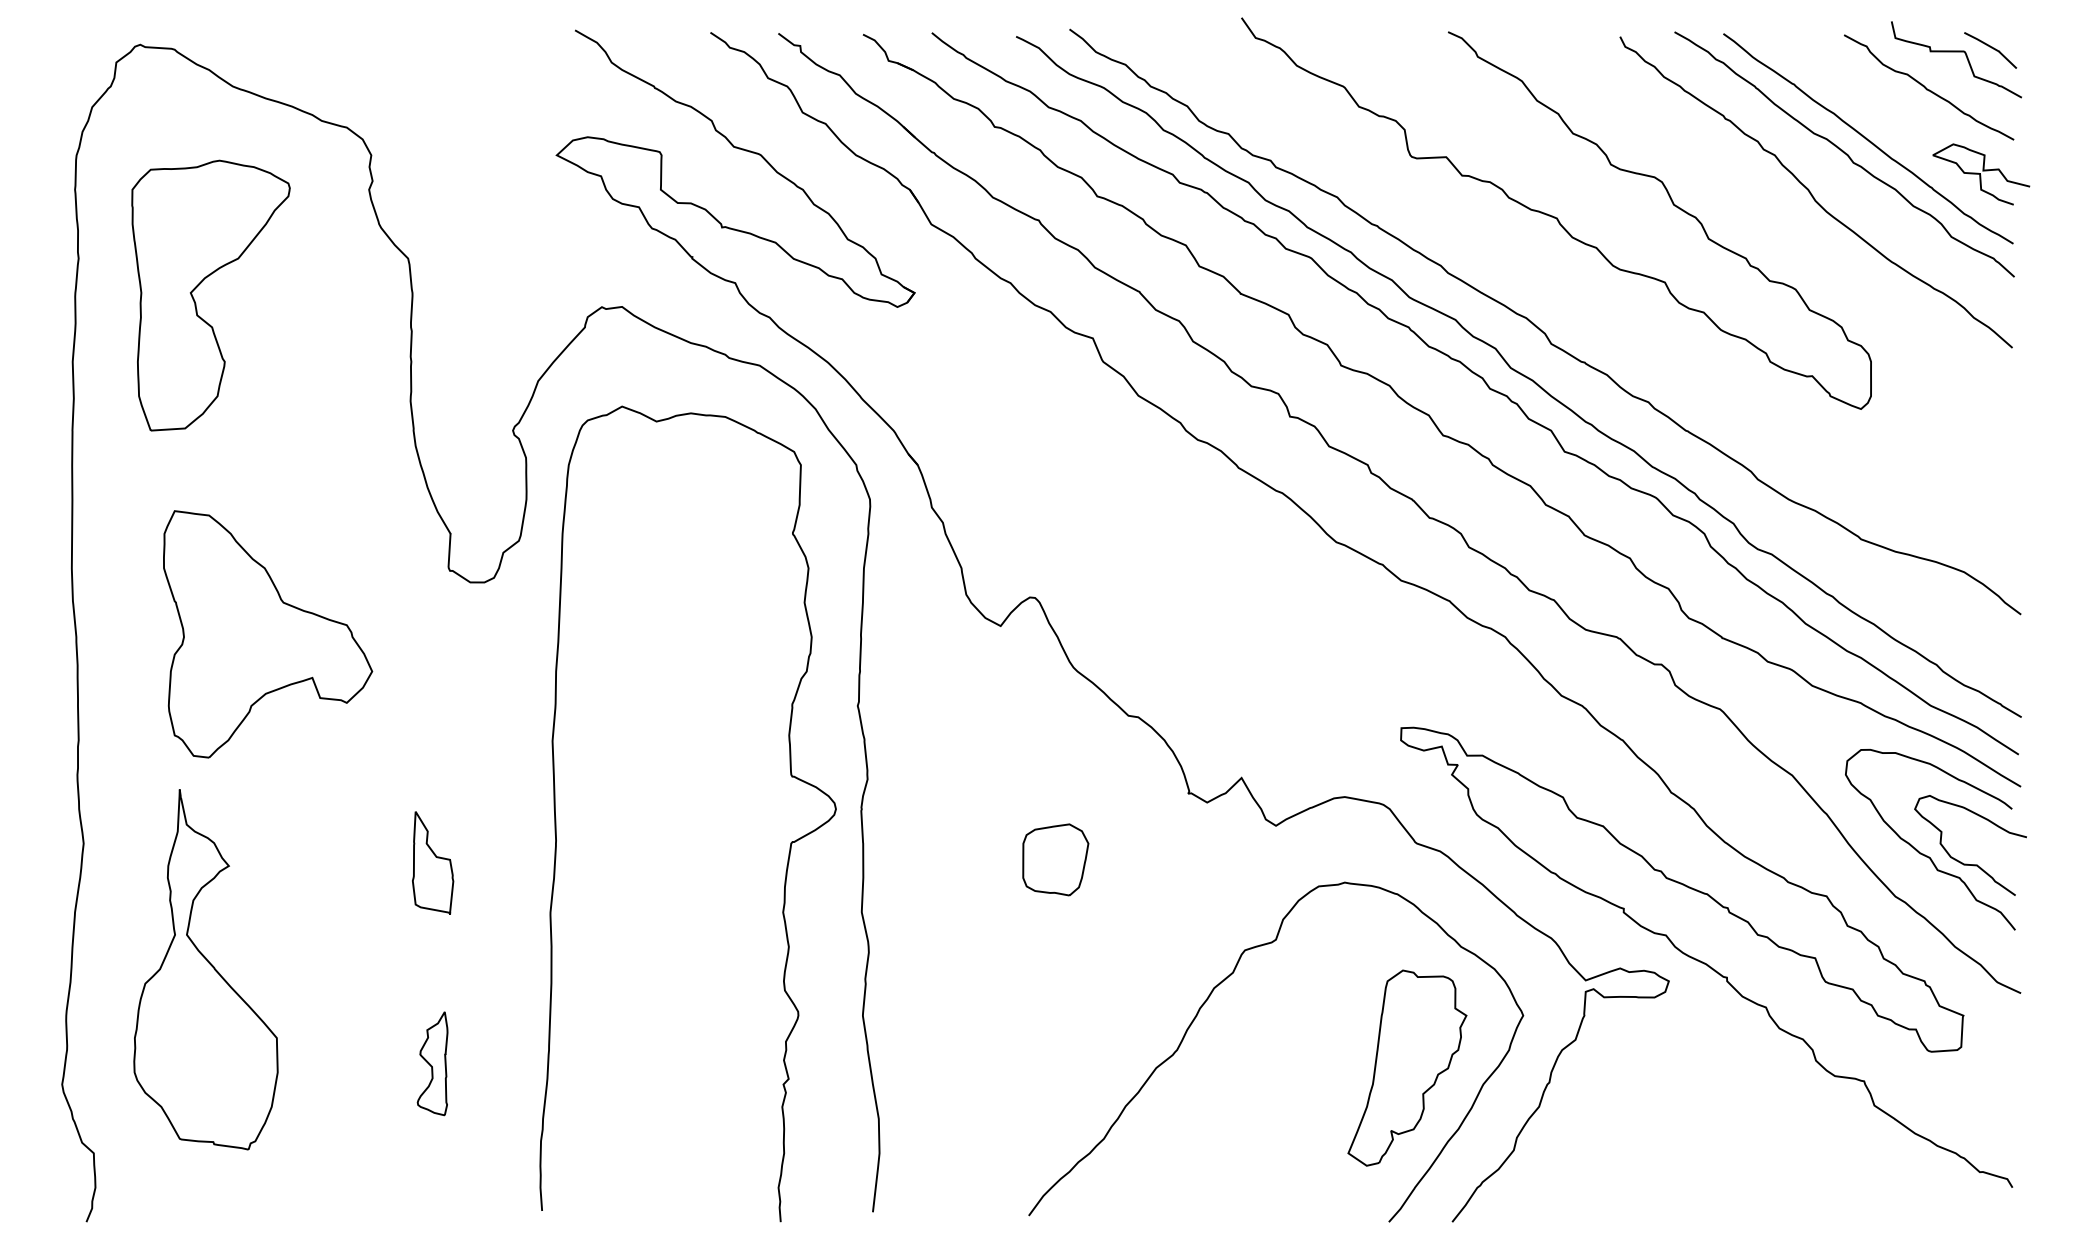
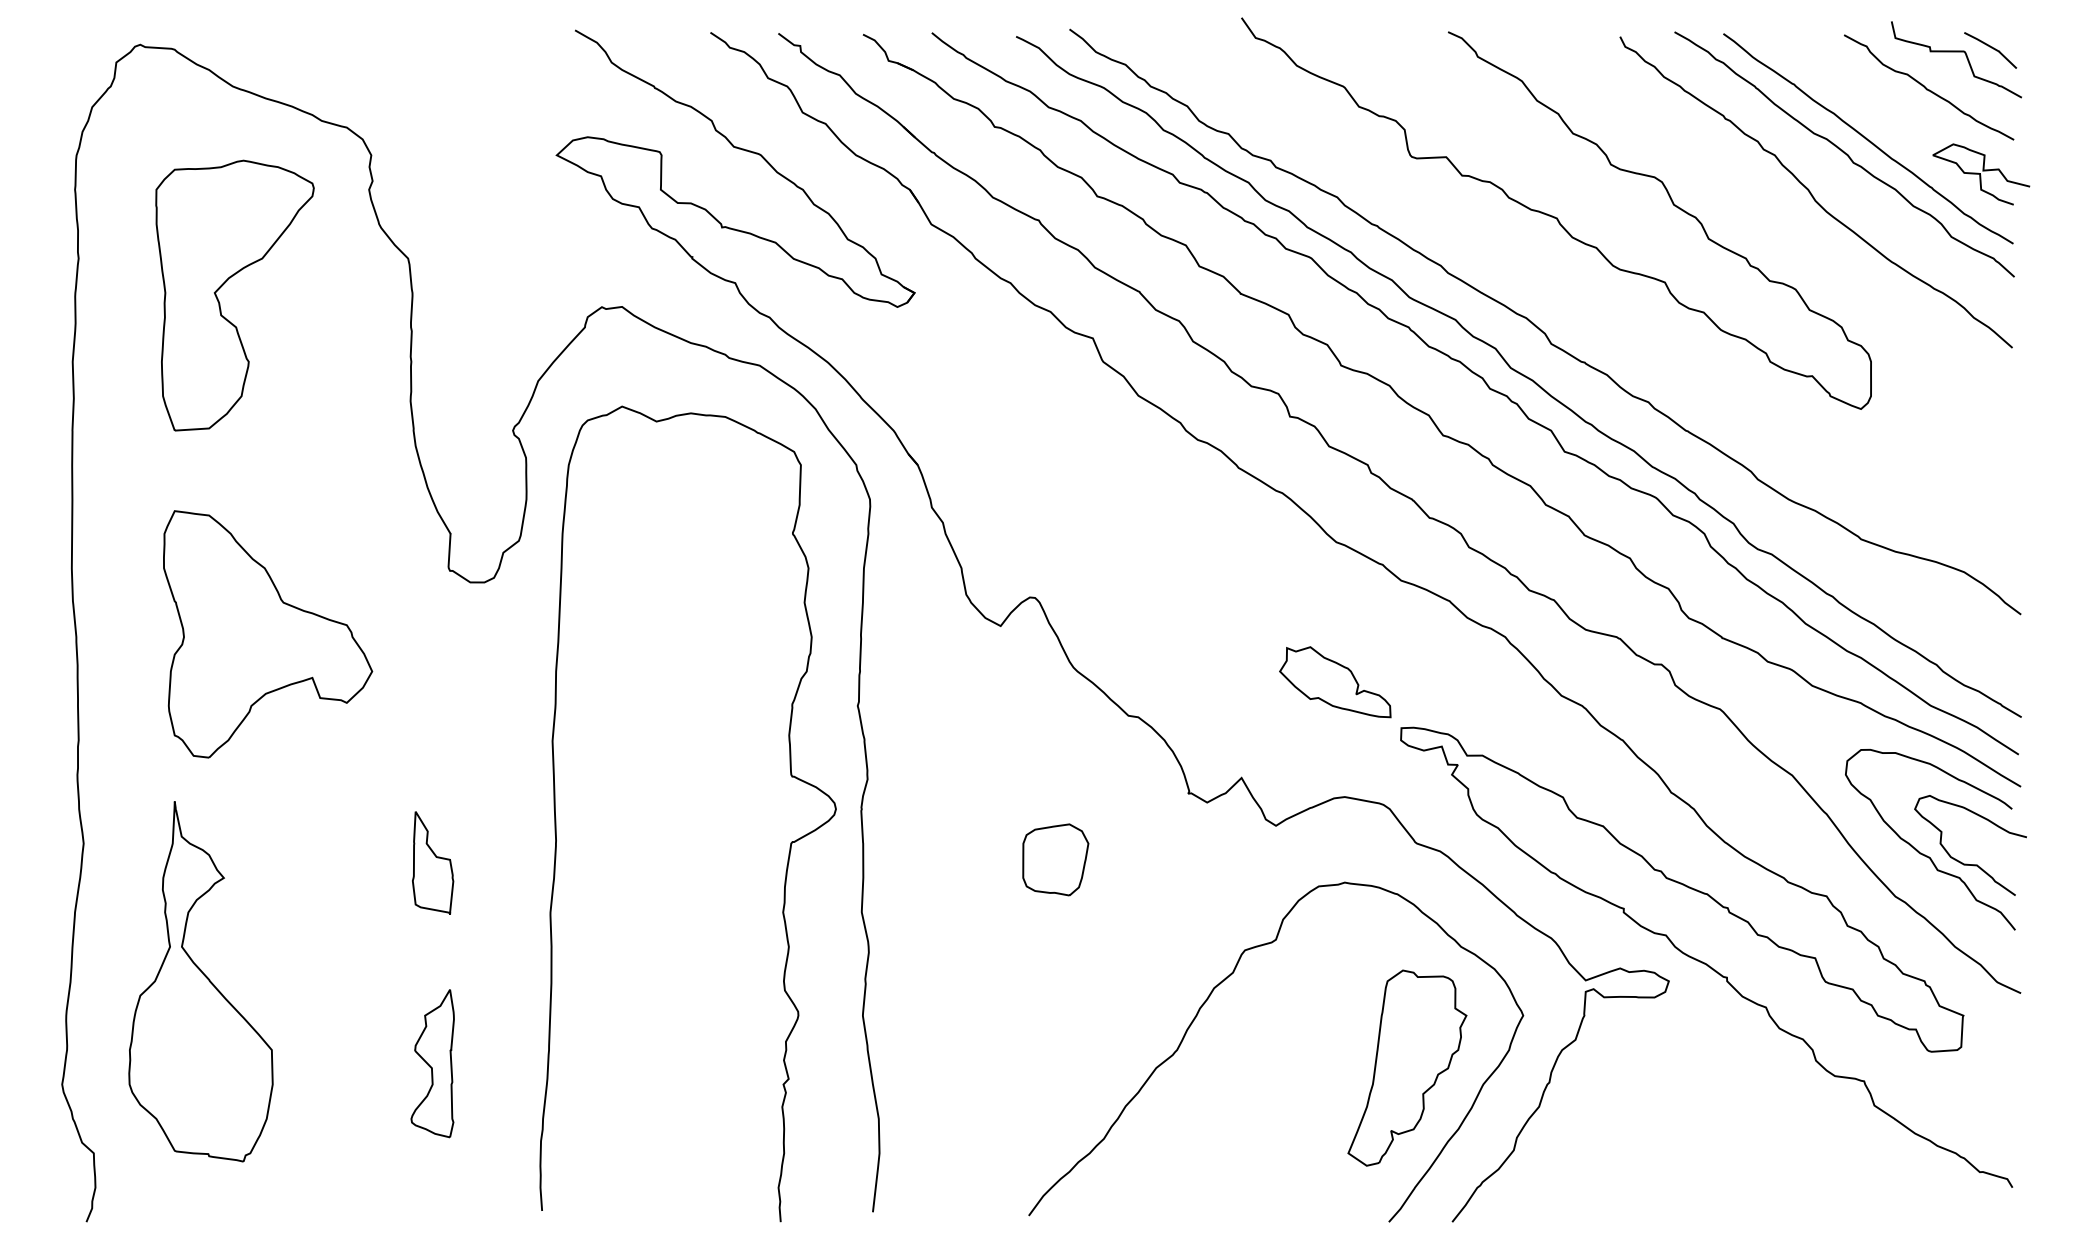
part position: (200, 284) -> (224, 284) (224, 284)
part: none -> present (1335, 682)
part position: (205, 969) -> (200, 981) (200, 981)
part size: 33x106 px -> 45x150 px (432, 1063)
